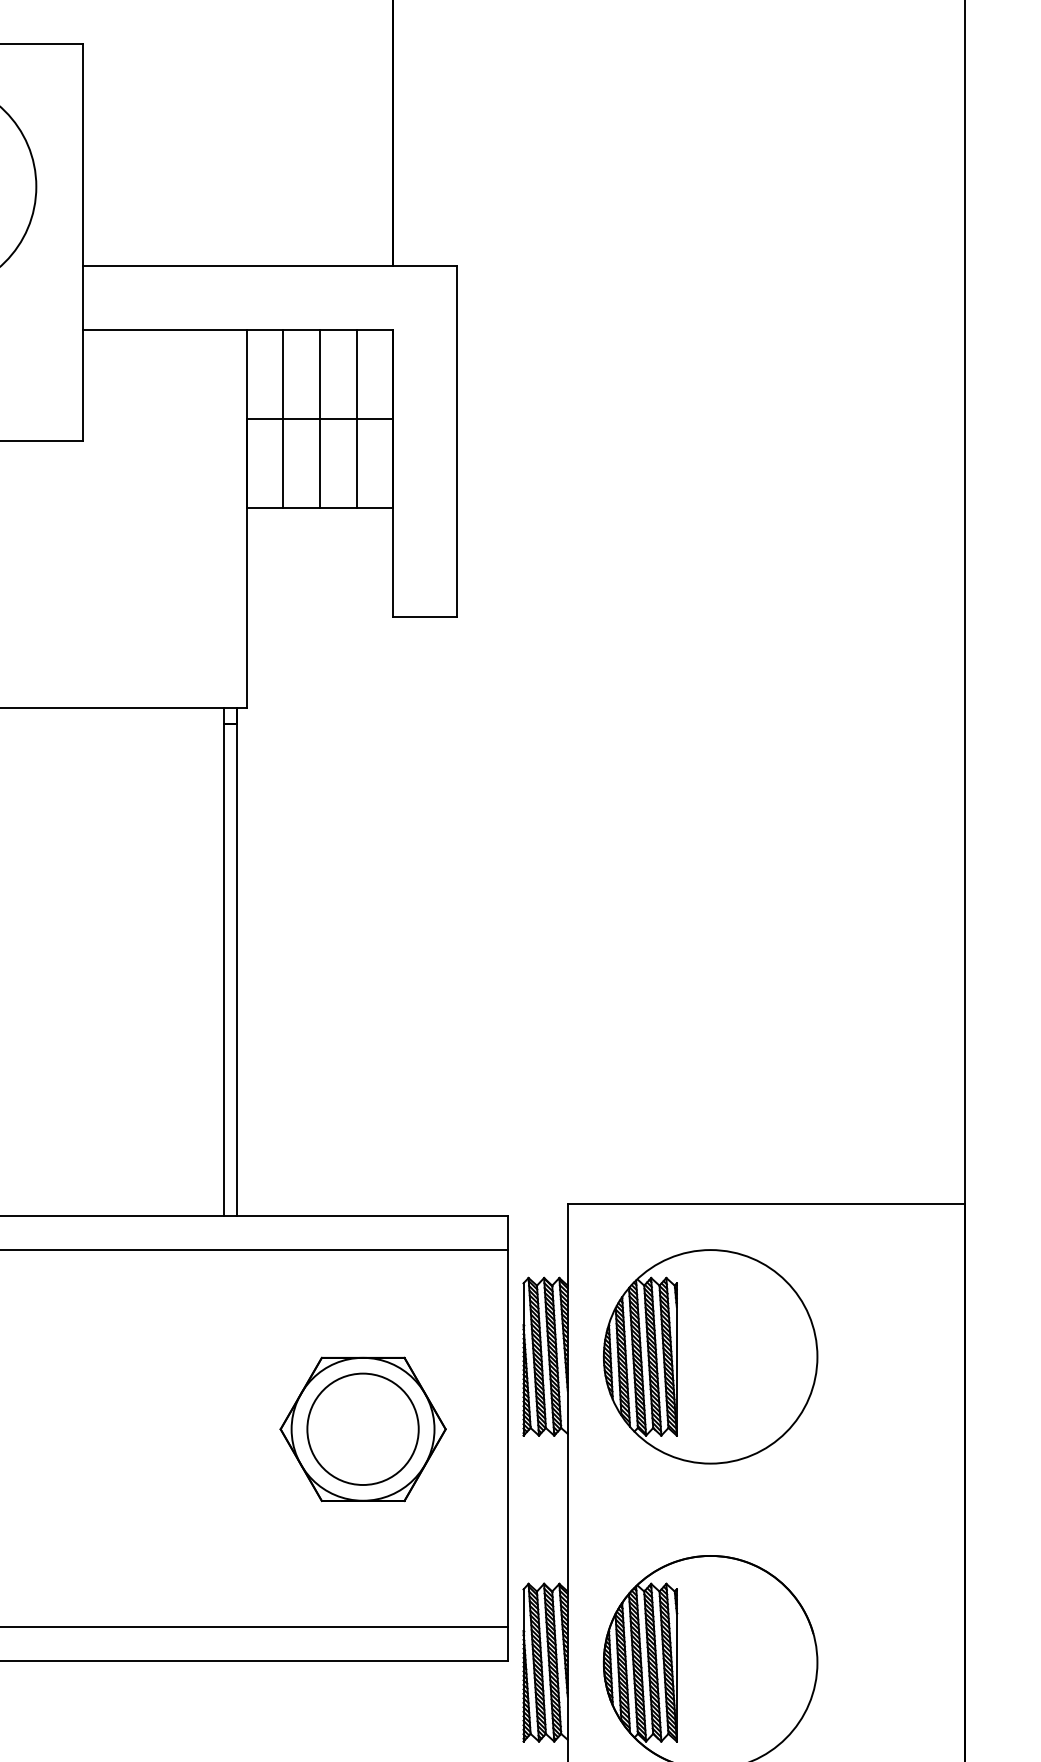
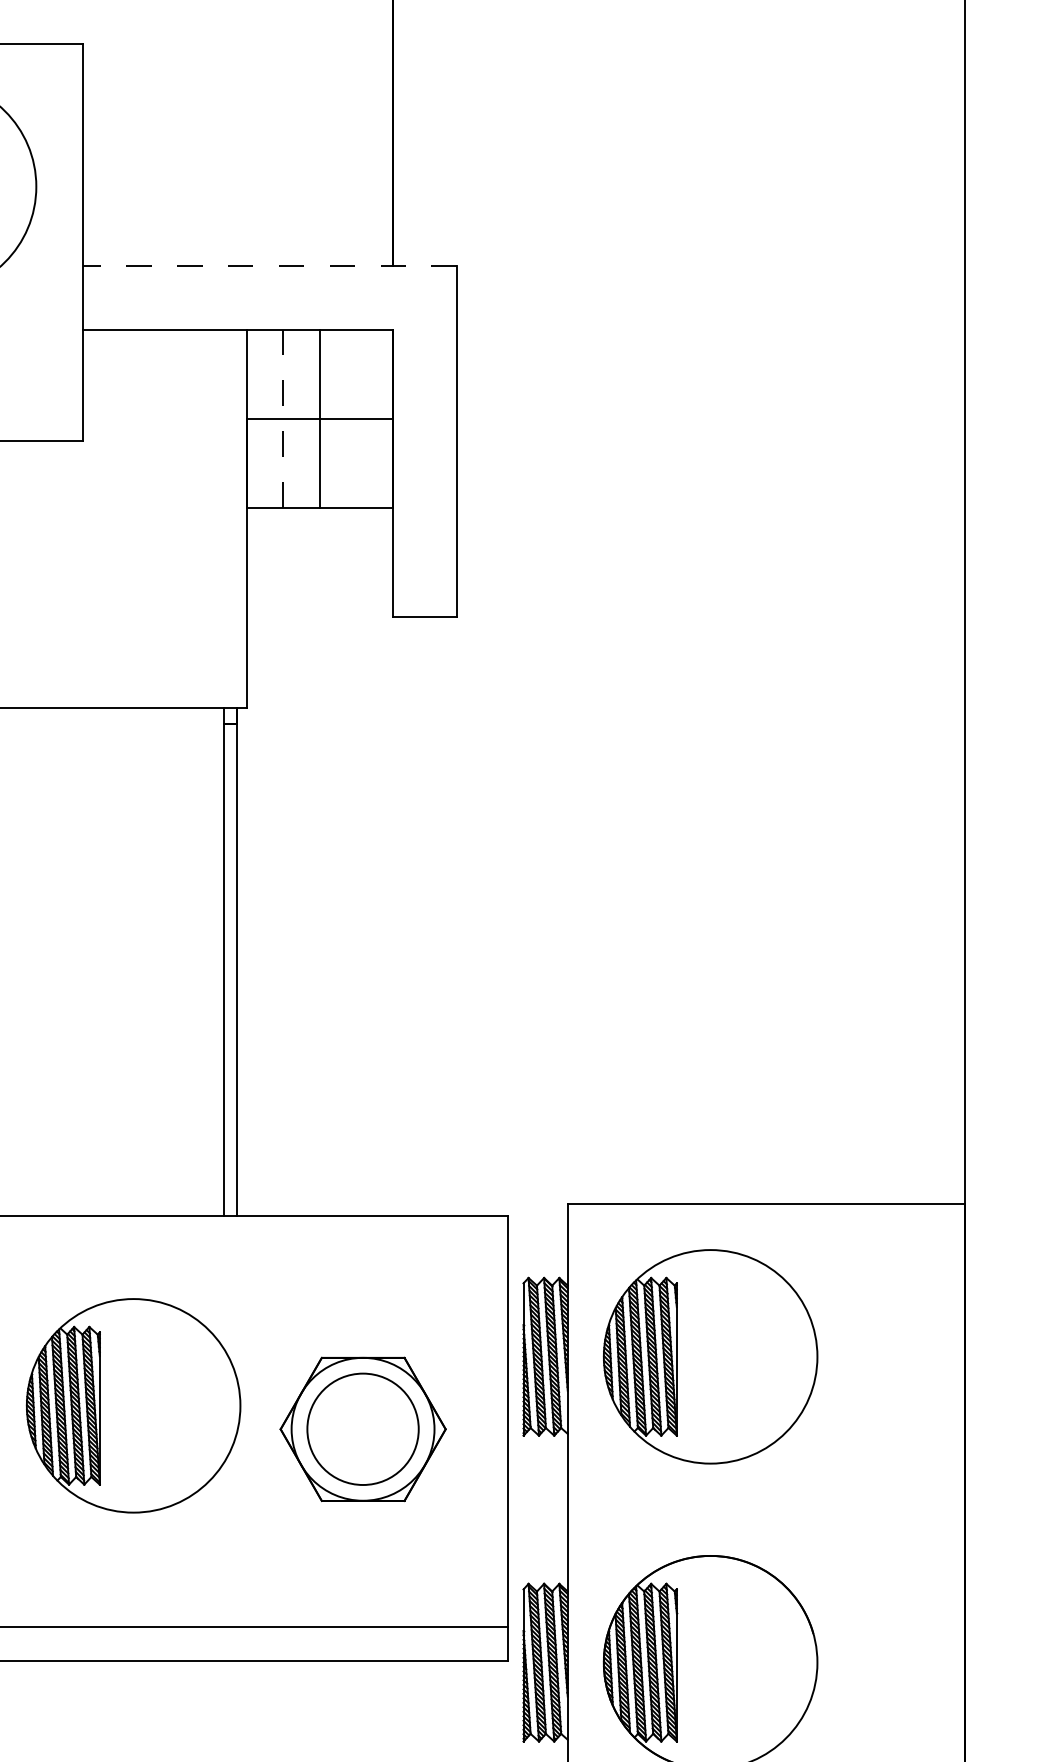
line: solid -> dashed (269, 266)
line: solid -> dashed (283, 418)
line: present -> none (356, 418)
line: present -> none (255, 1249)
part: none -> present (133, 1405)
